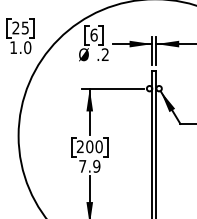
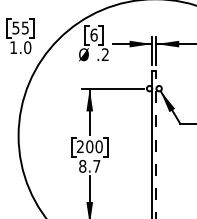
text: 25 -> 55 (15, 27)
line: solid -> dashed (156, 144)
text: 7.9 -> 8.7 (89, 165)
